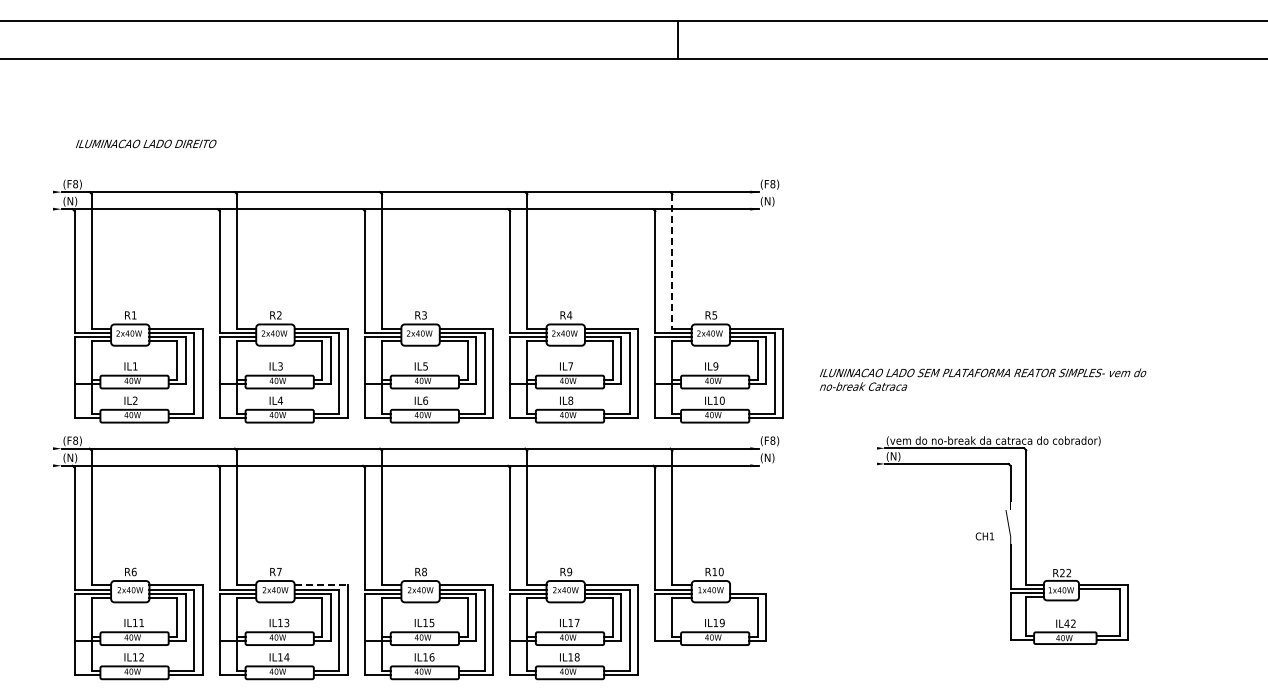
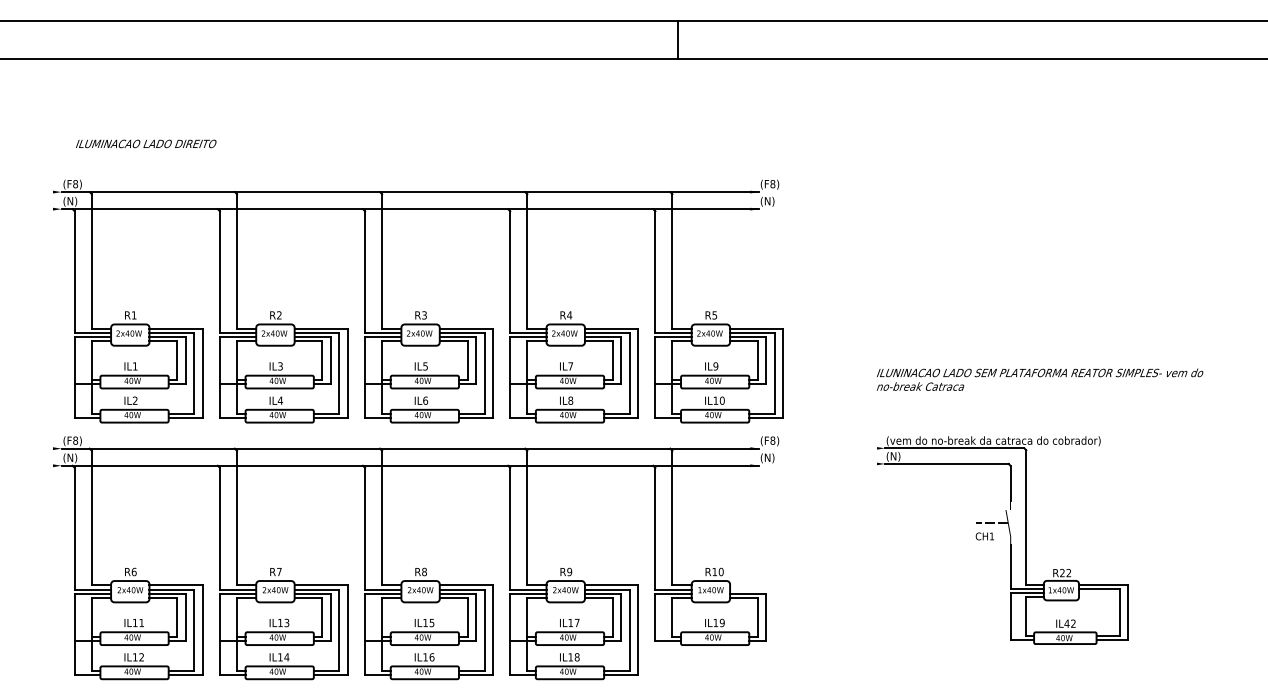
line: dashed -> solid (672, 261)
text position: (982, 379) -> (1039, 379) (1039, 379)
line: none -> present (992, 523)
line: dashed -> solid (321, 585)
